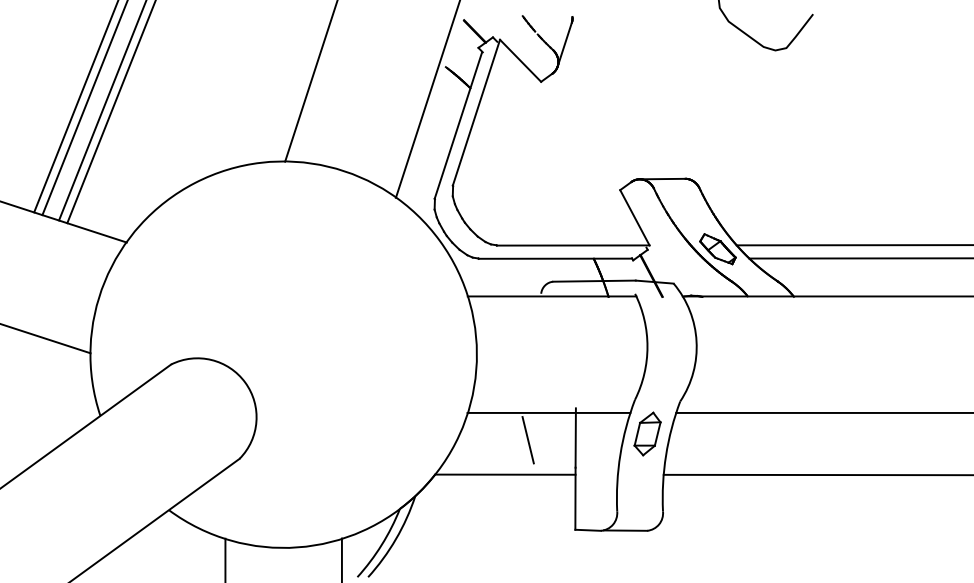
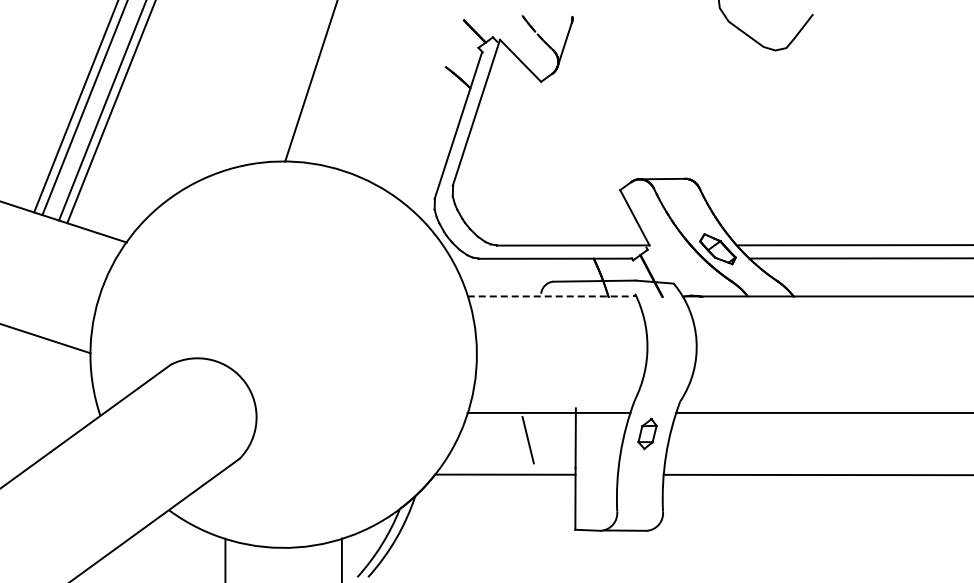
line: present -> none (427, 99)
line: solid -> dashed (552, 296)
part size: 29x46 px -> 21x33 px (647, 434)
